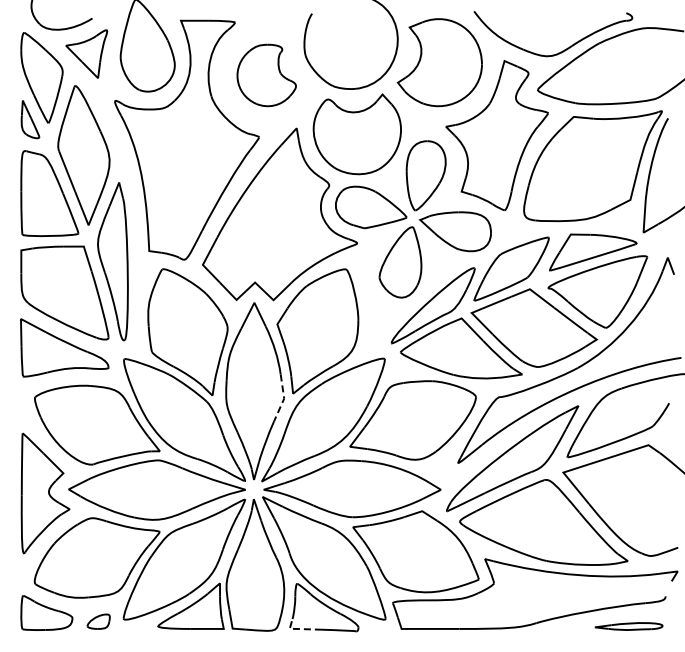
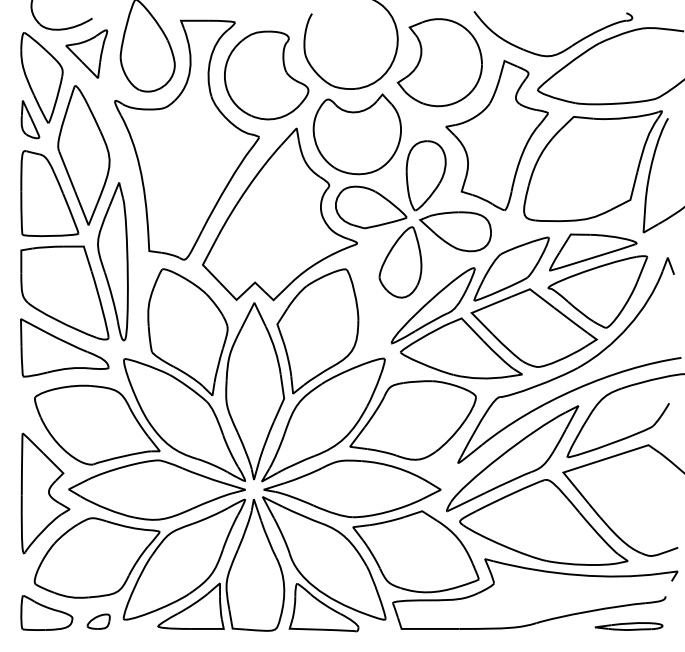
part size: 61x65 px -> 86x91 px (266, 75)
line: dashed -> solid (284, 398)
line: dashed -> solid (299, 629)
